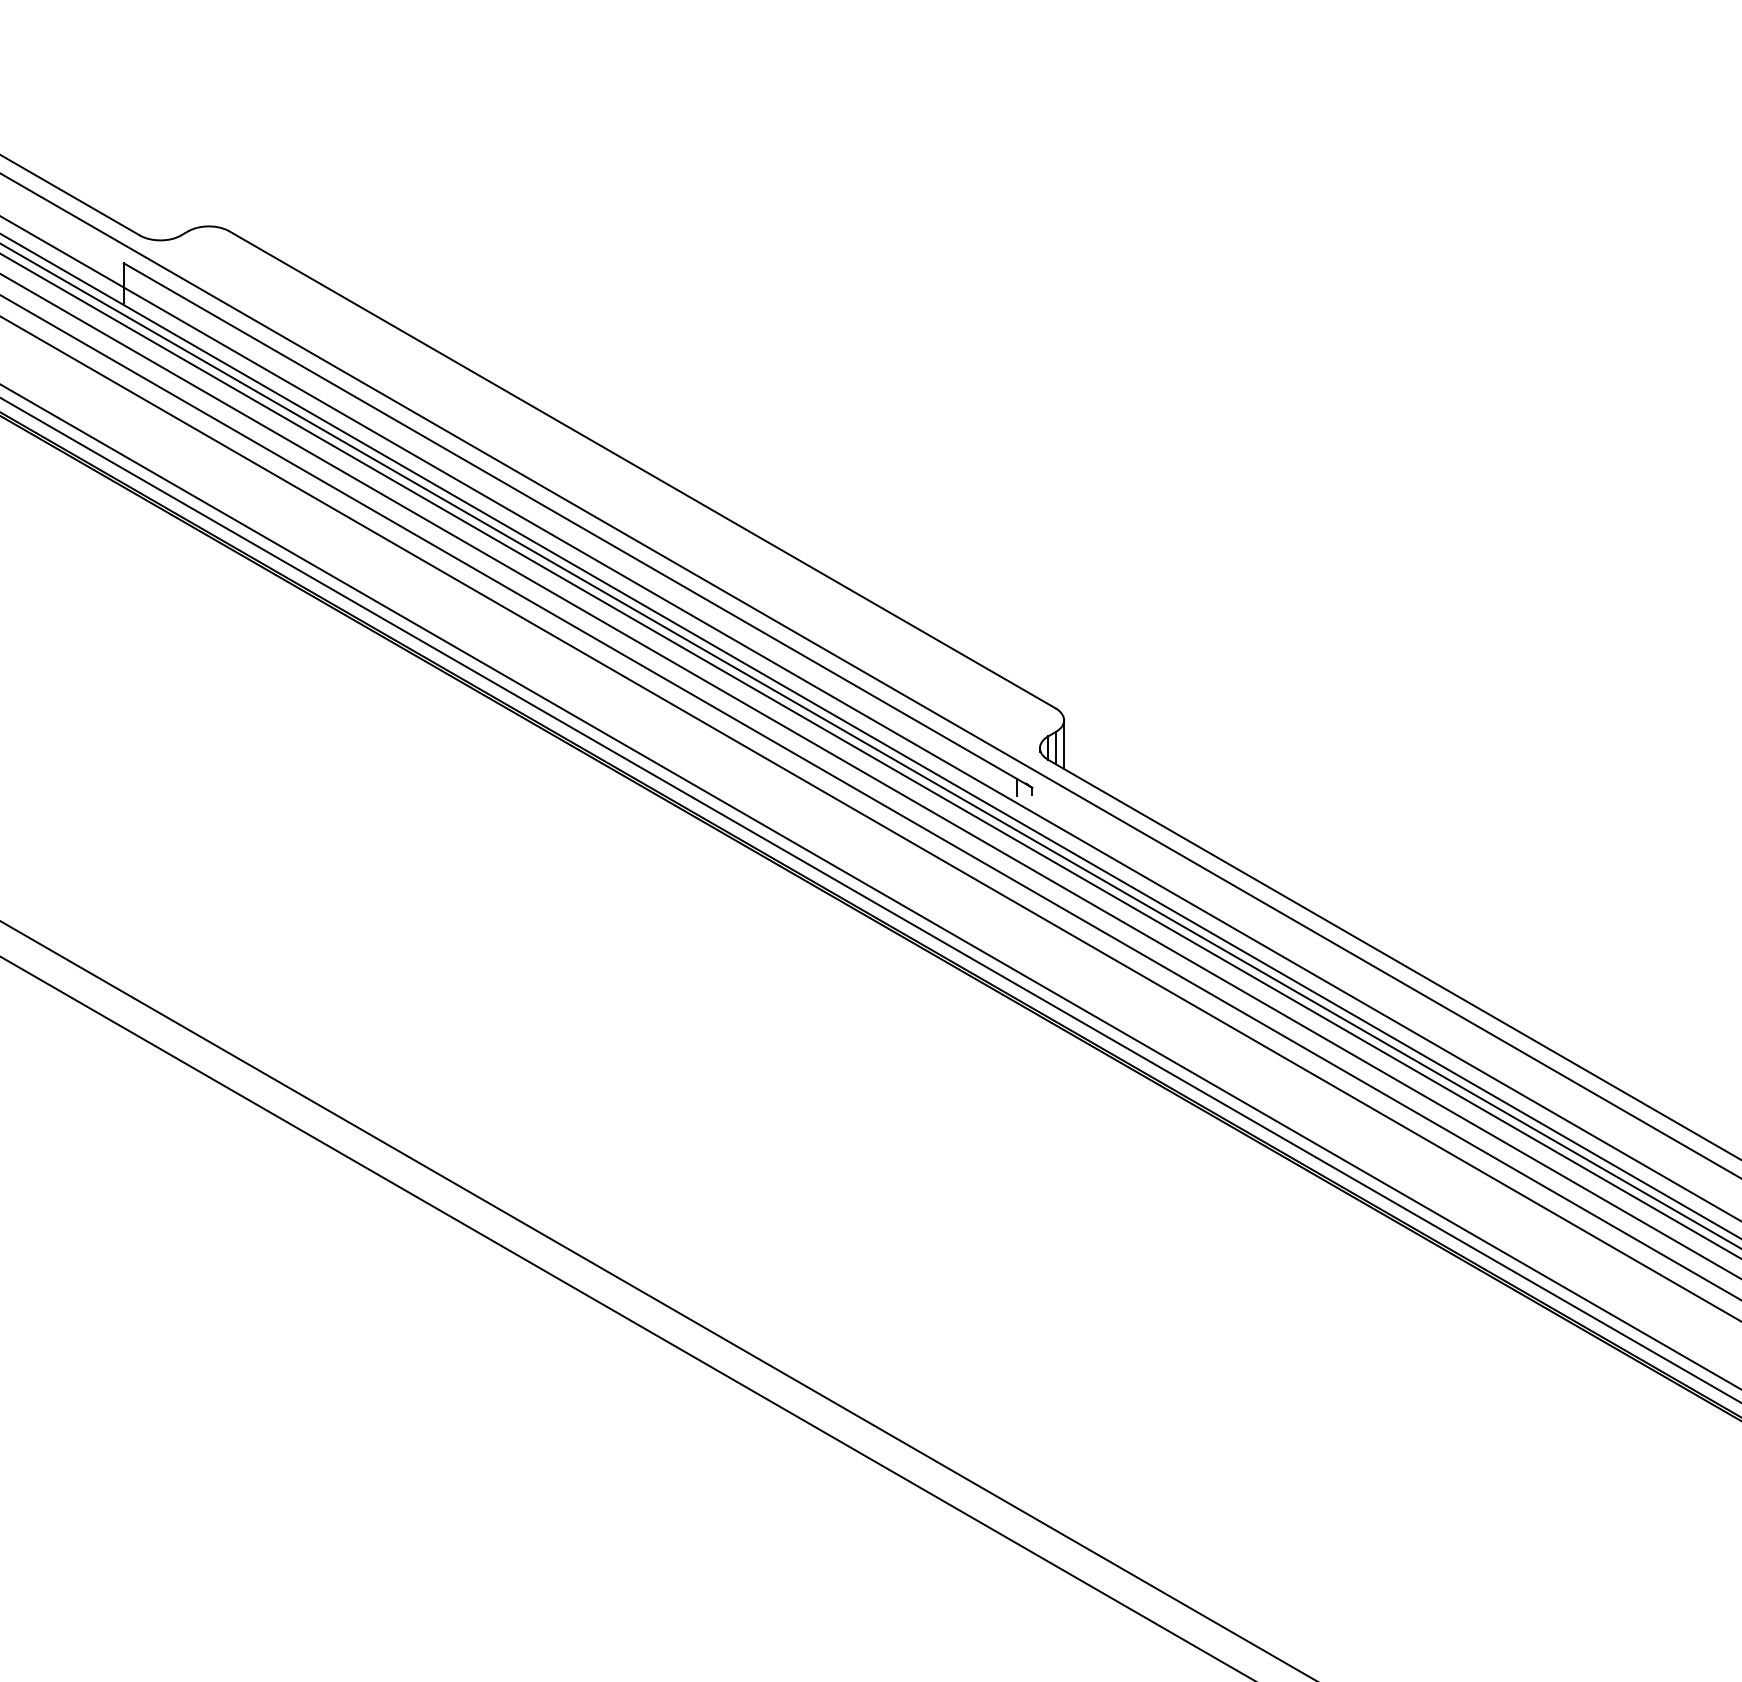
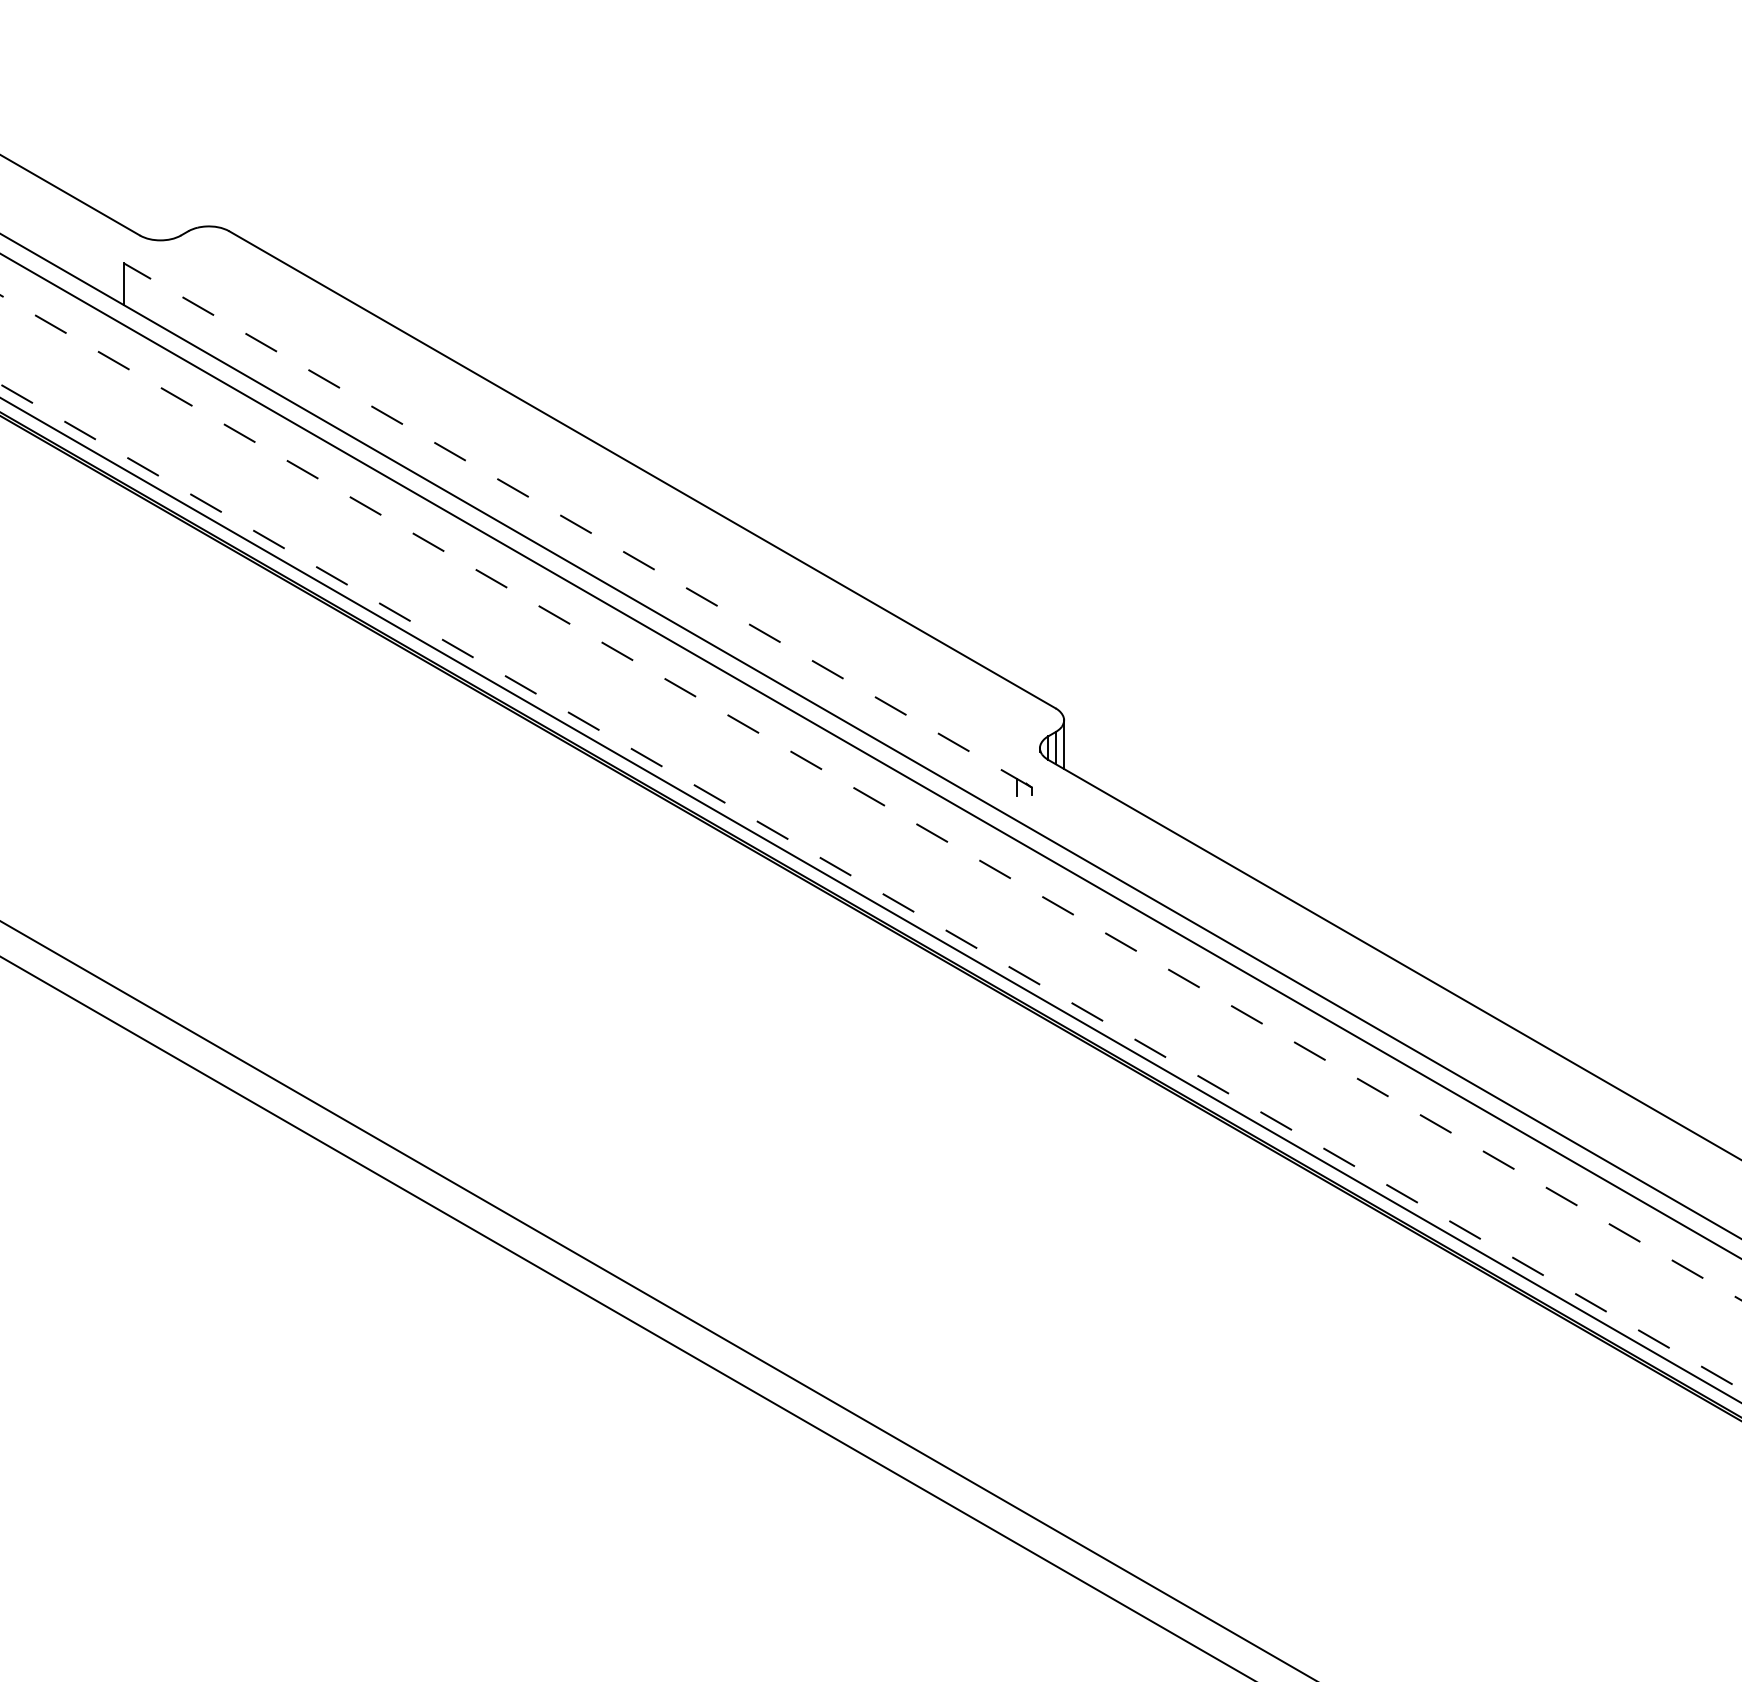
line: solid -> dashed (578, 525)
line: present -> none (870, 675)
line: present -> none (870, 718)
line: present -> none (870, 746)
line: present -> none (870, 776)
line: solid -> dashed (871, 798)
line: present -> none (870, 818)
line: solid -> dashed (870, 886)
